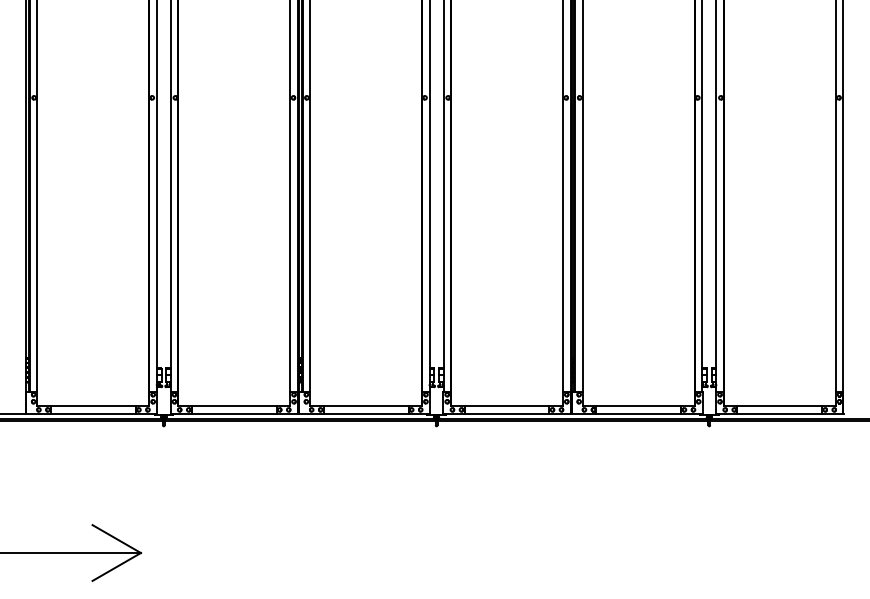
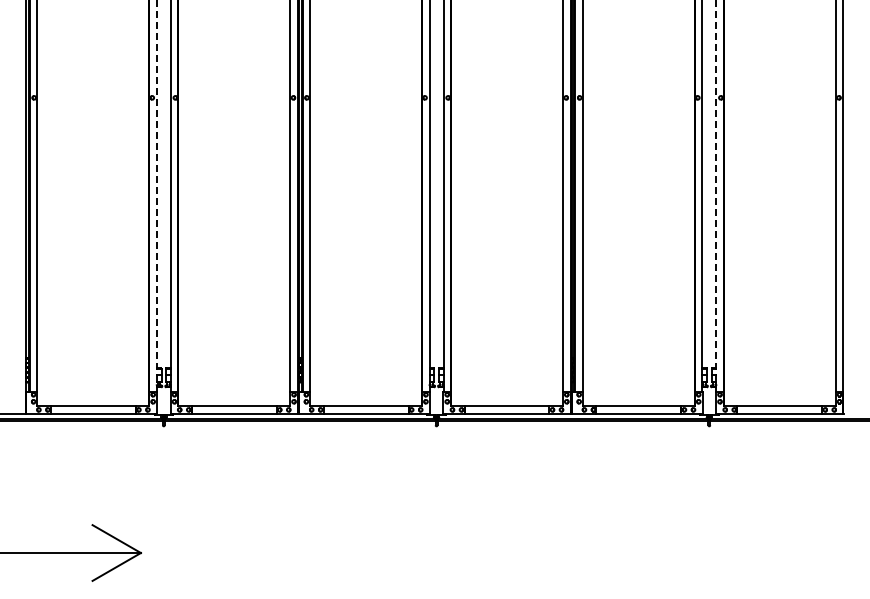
line: solid -> dashed (156, 196)
line: solid -> dashed (716, 196)
